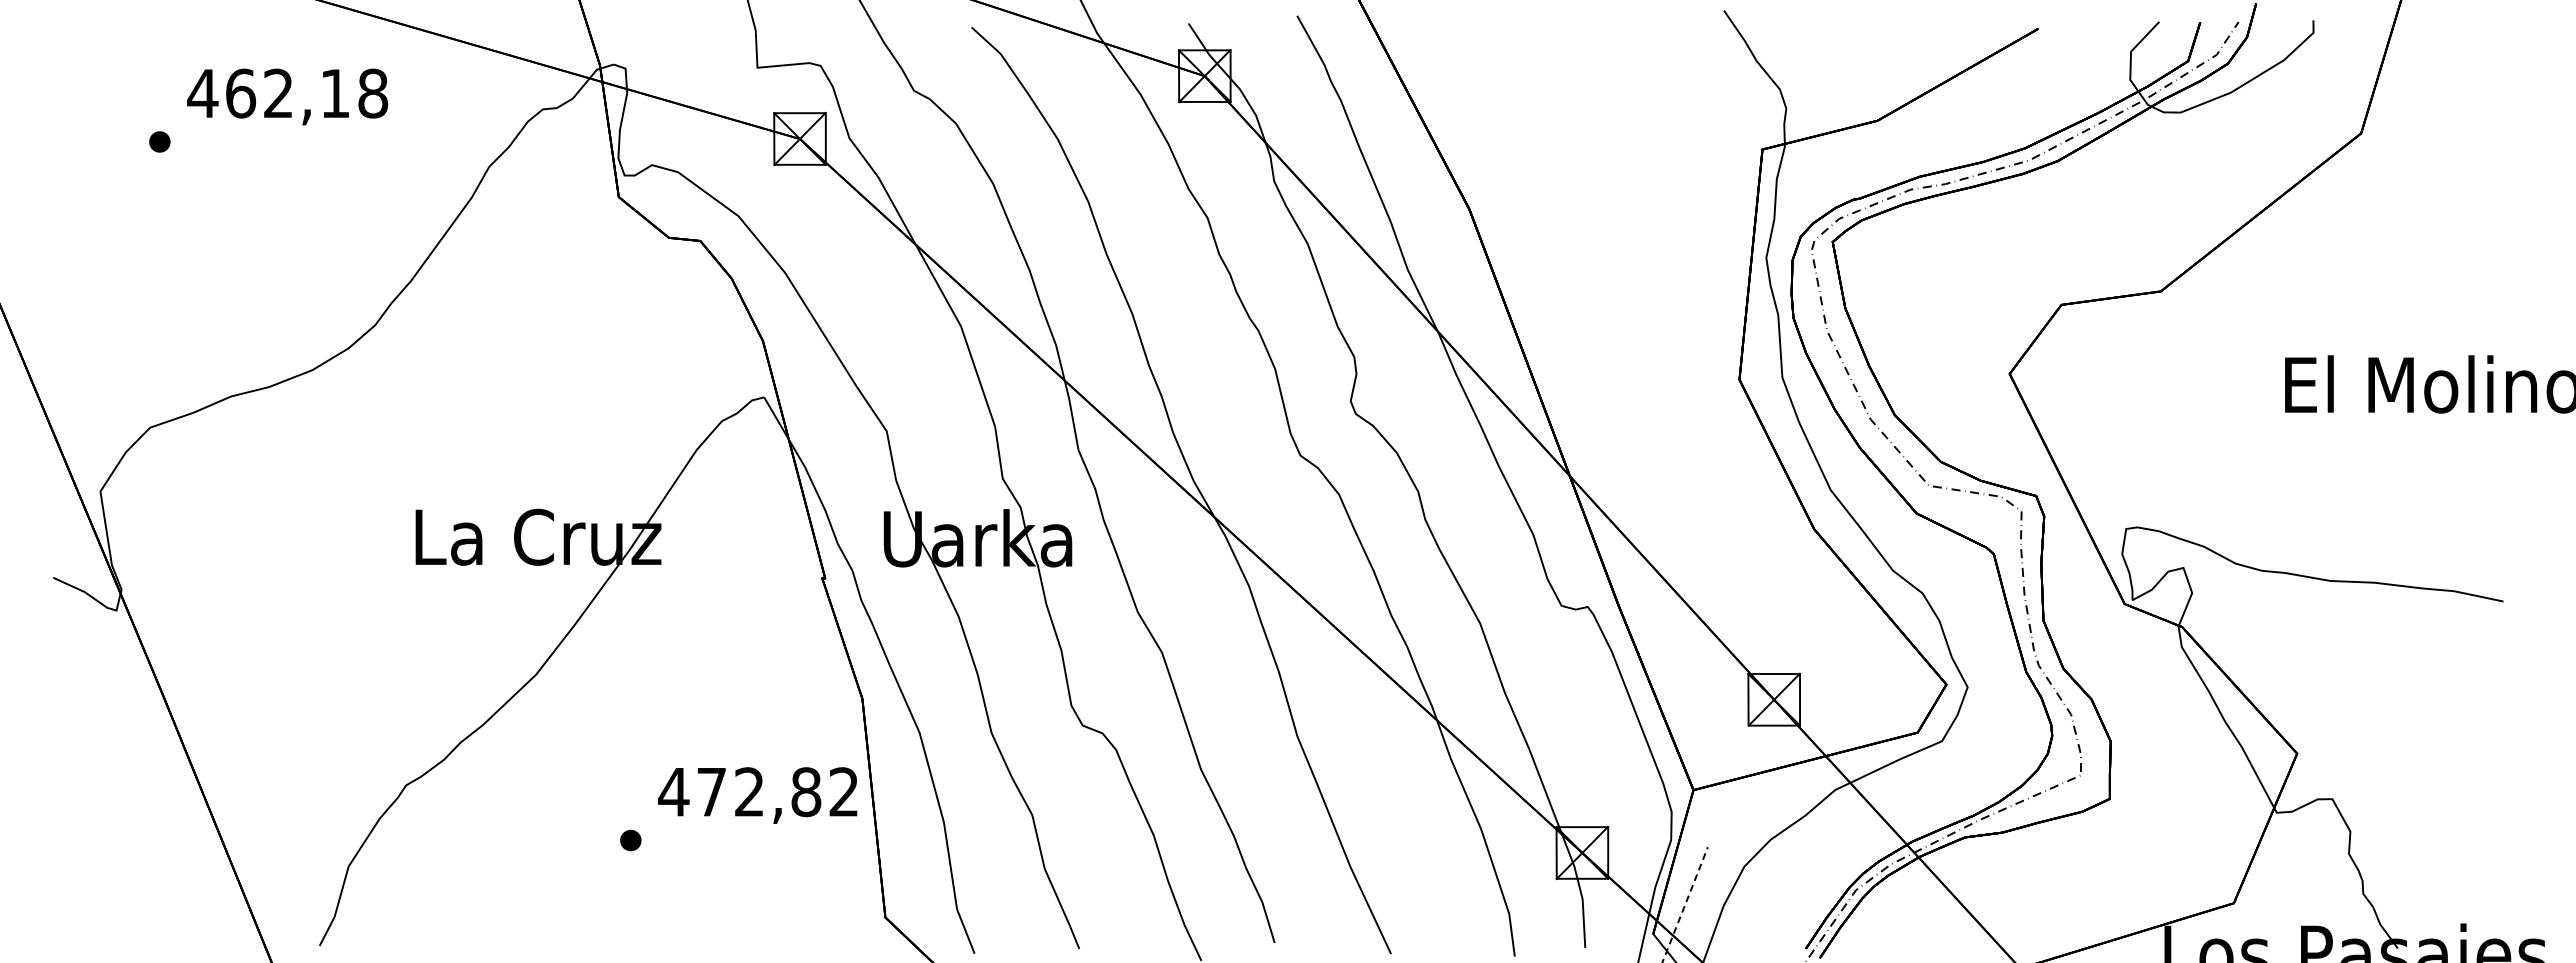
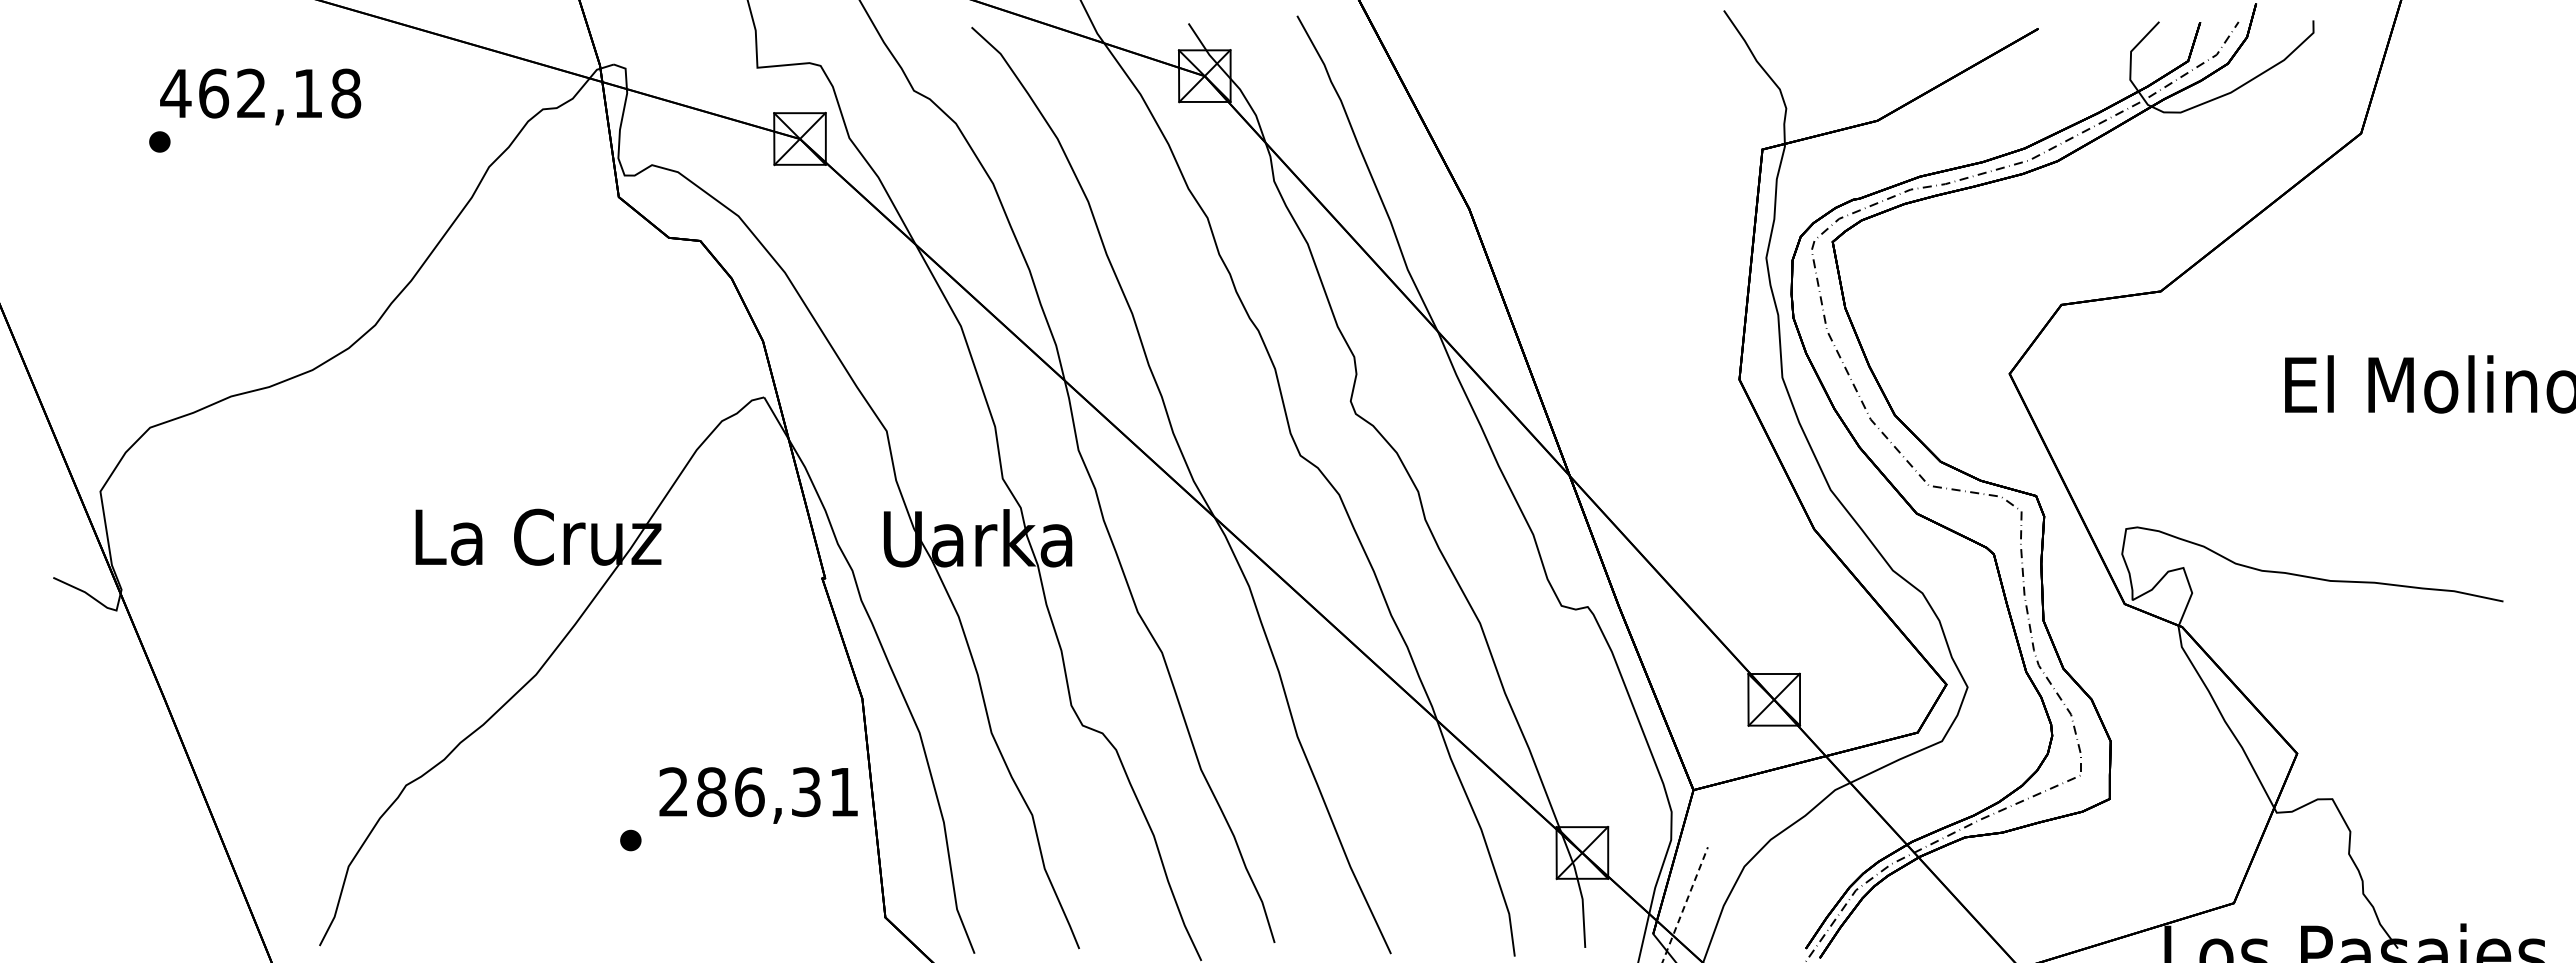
text position: (287, 96) -> (260, 96) (260, 96)
text: 472,82 -> 286,31 (757, 792)
